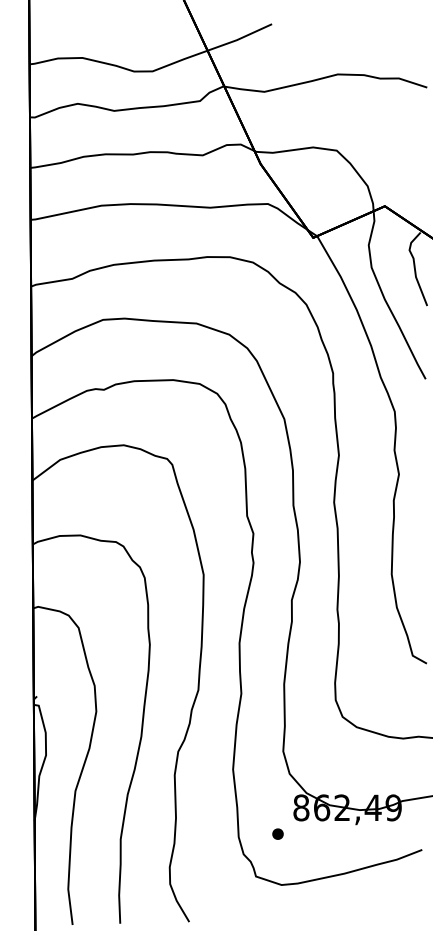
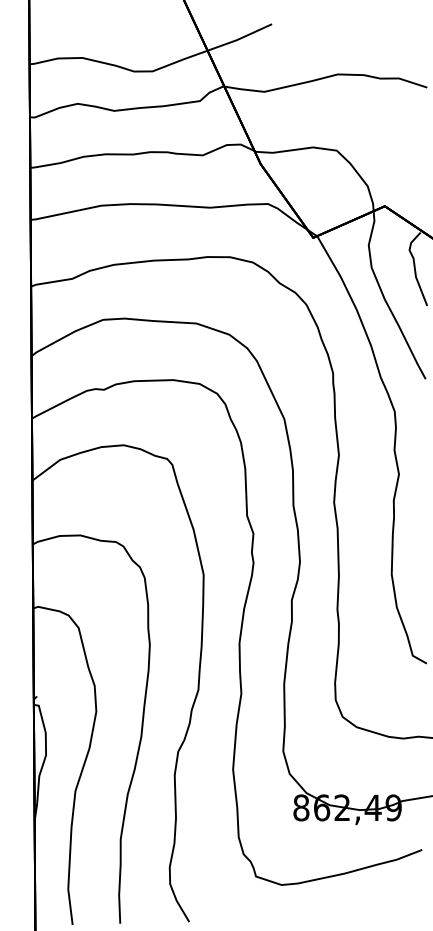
part: present -> none (277, 833)
